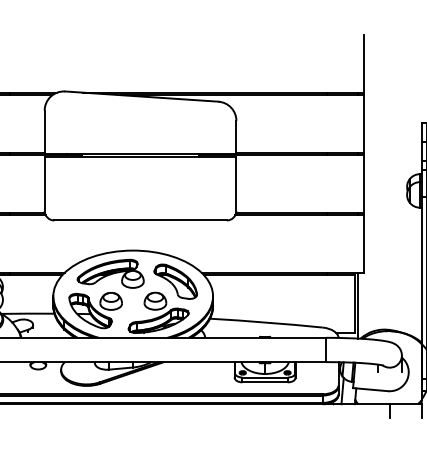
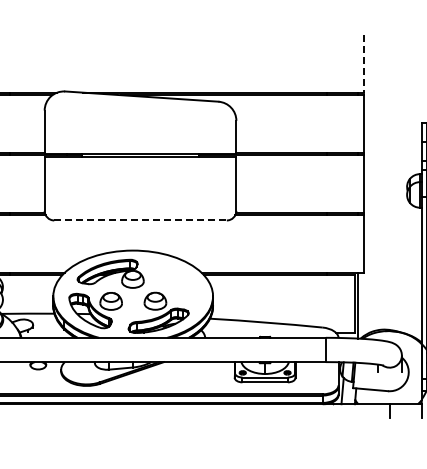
line: solid -> dashed (364, 63)
line: solid -> dashed (141, 220)
part: present -> none (175, 281)
